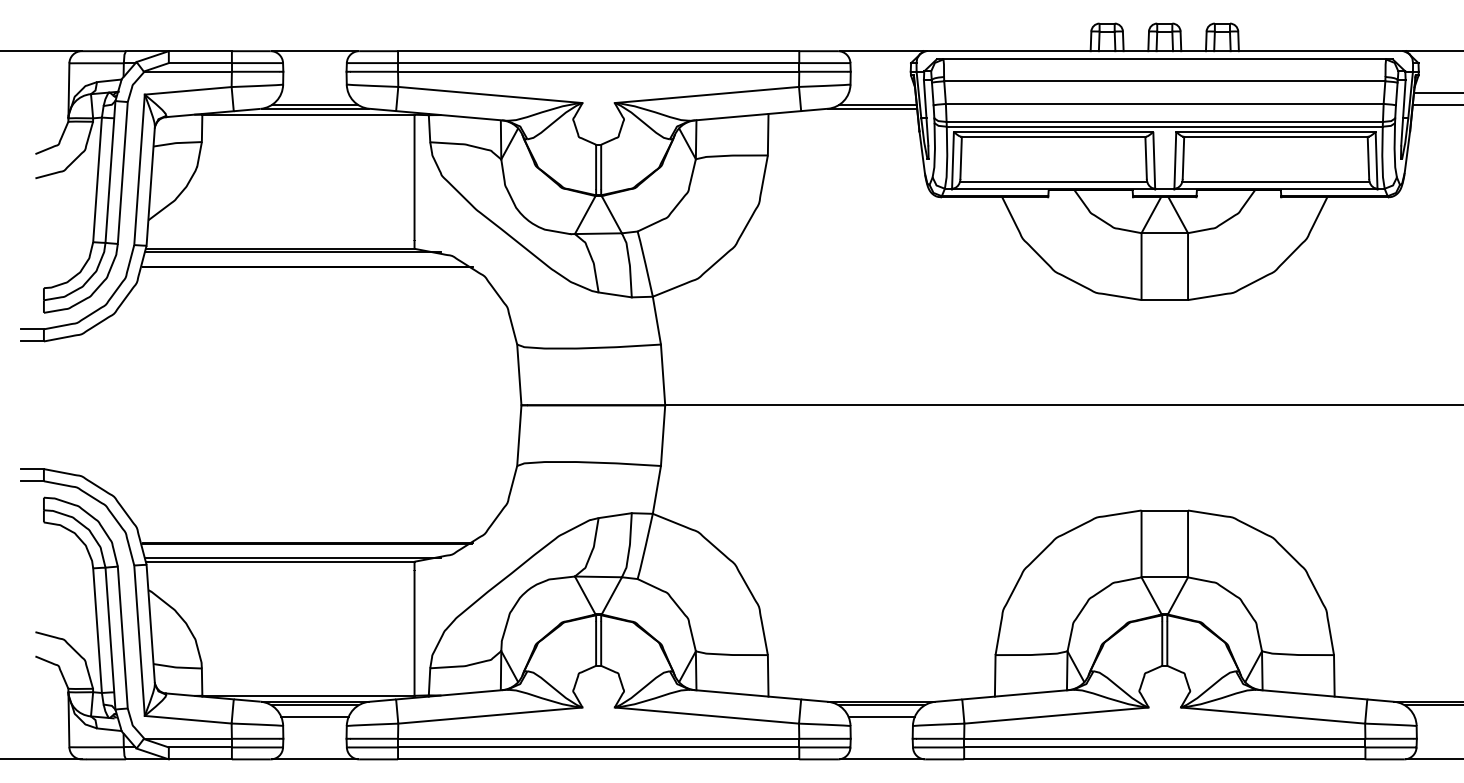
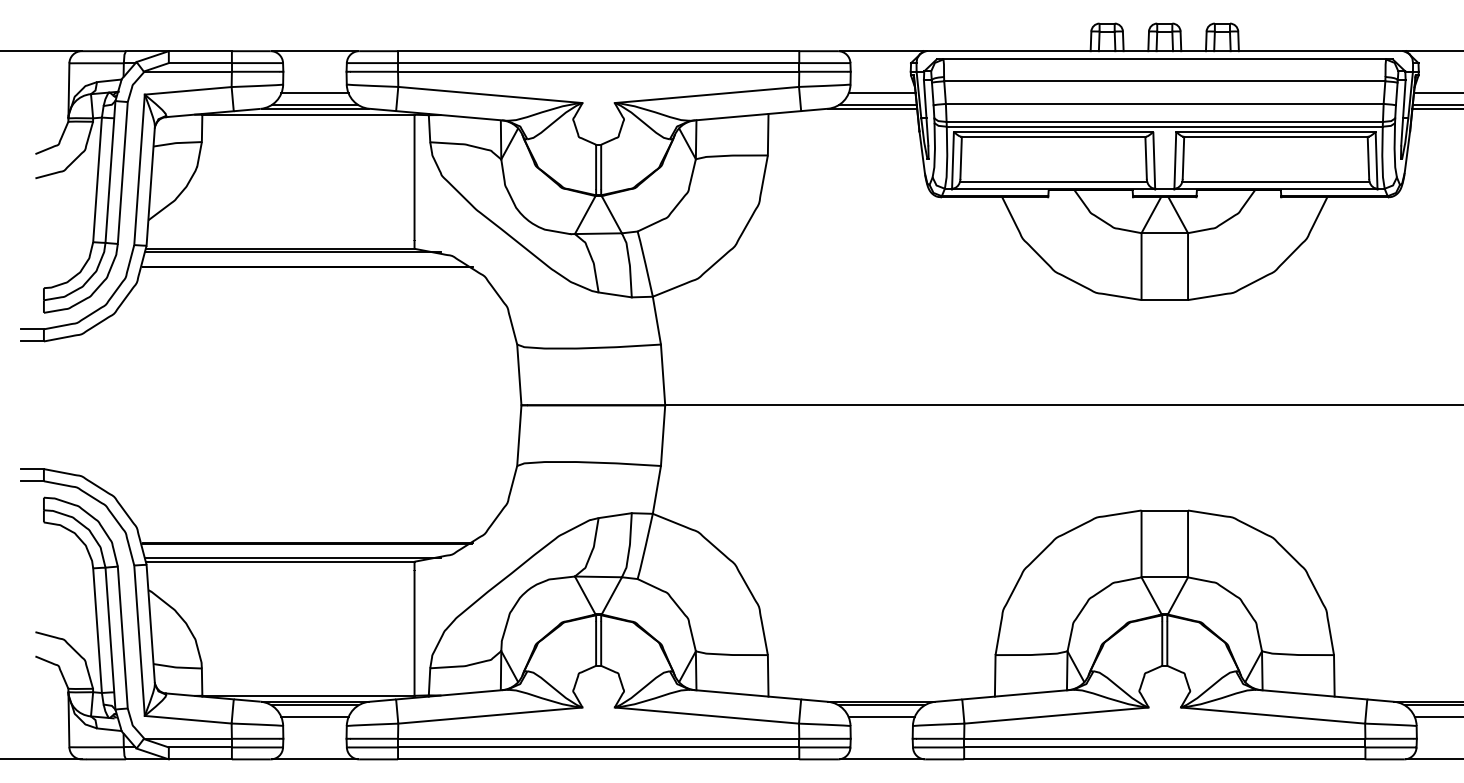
line: none -> present (314, 93)
line: none -> present (881, 93)
line: none -> present (1436, 108)
line: none -> present (1437, 717)
